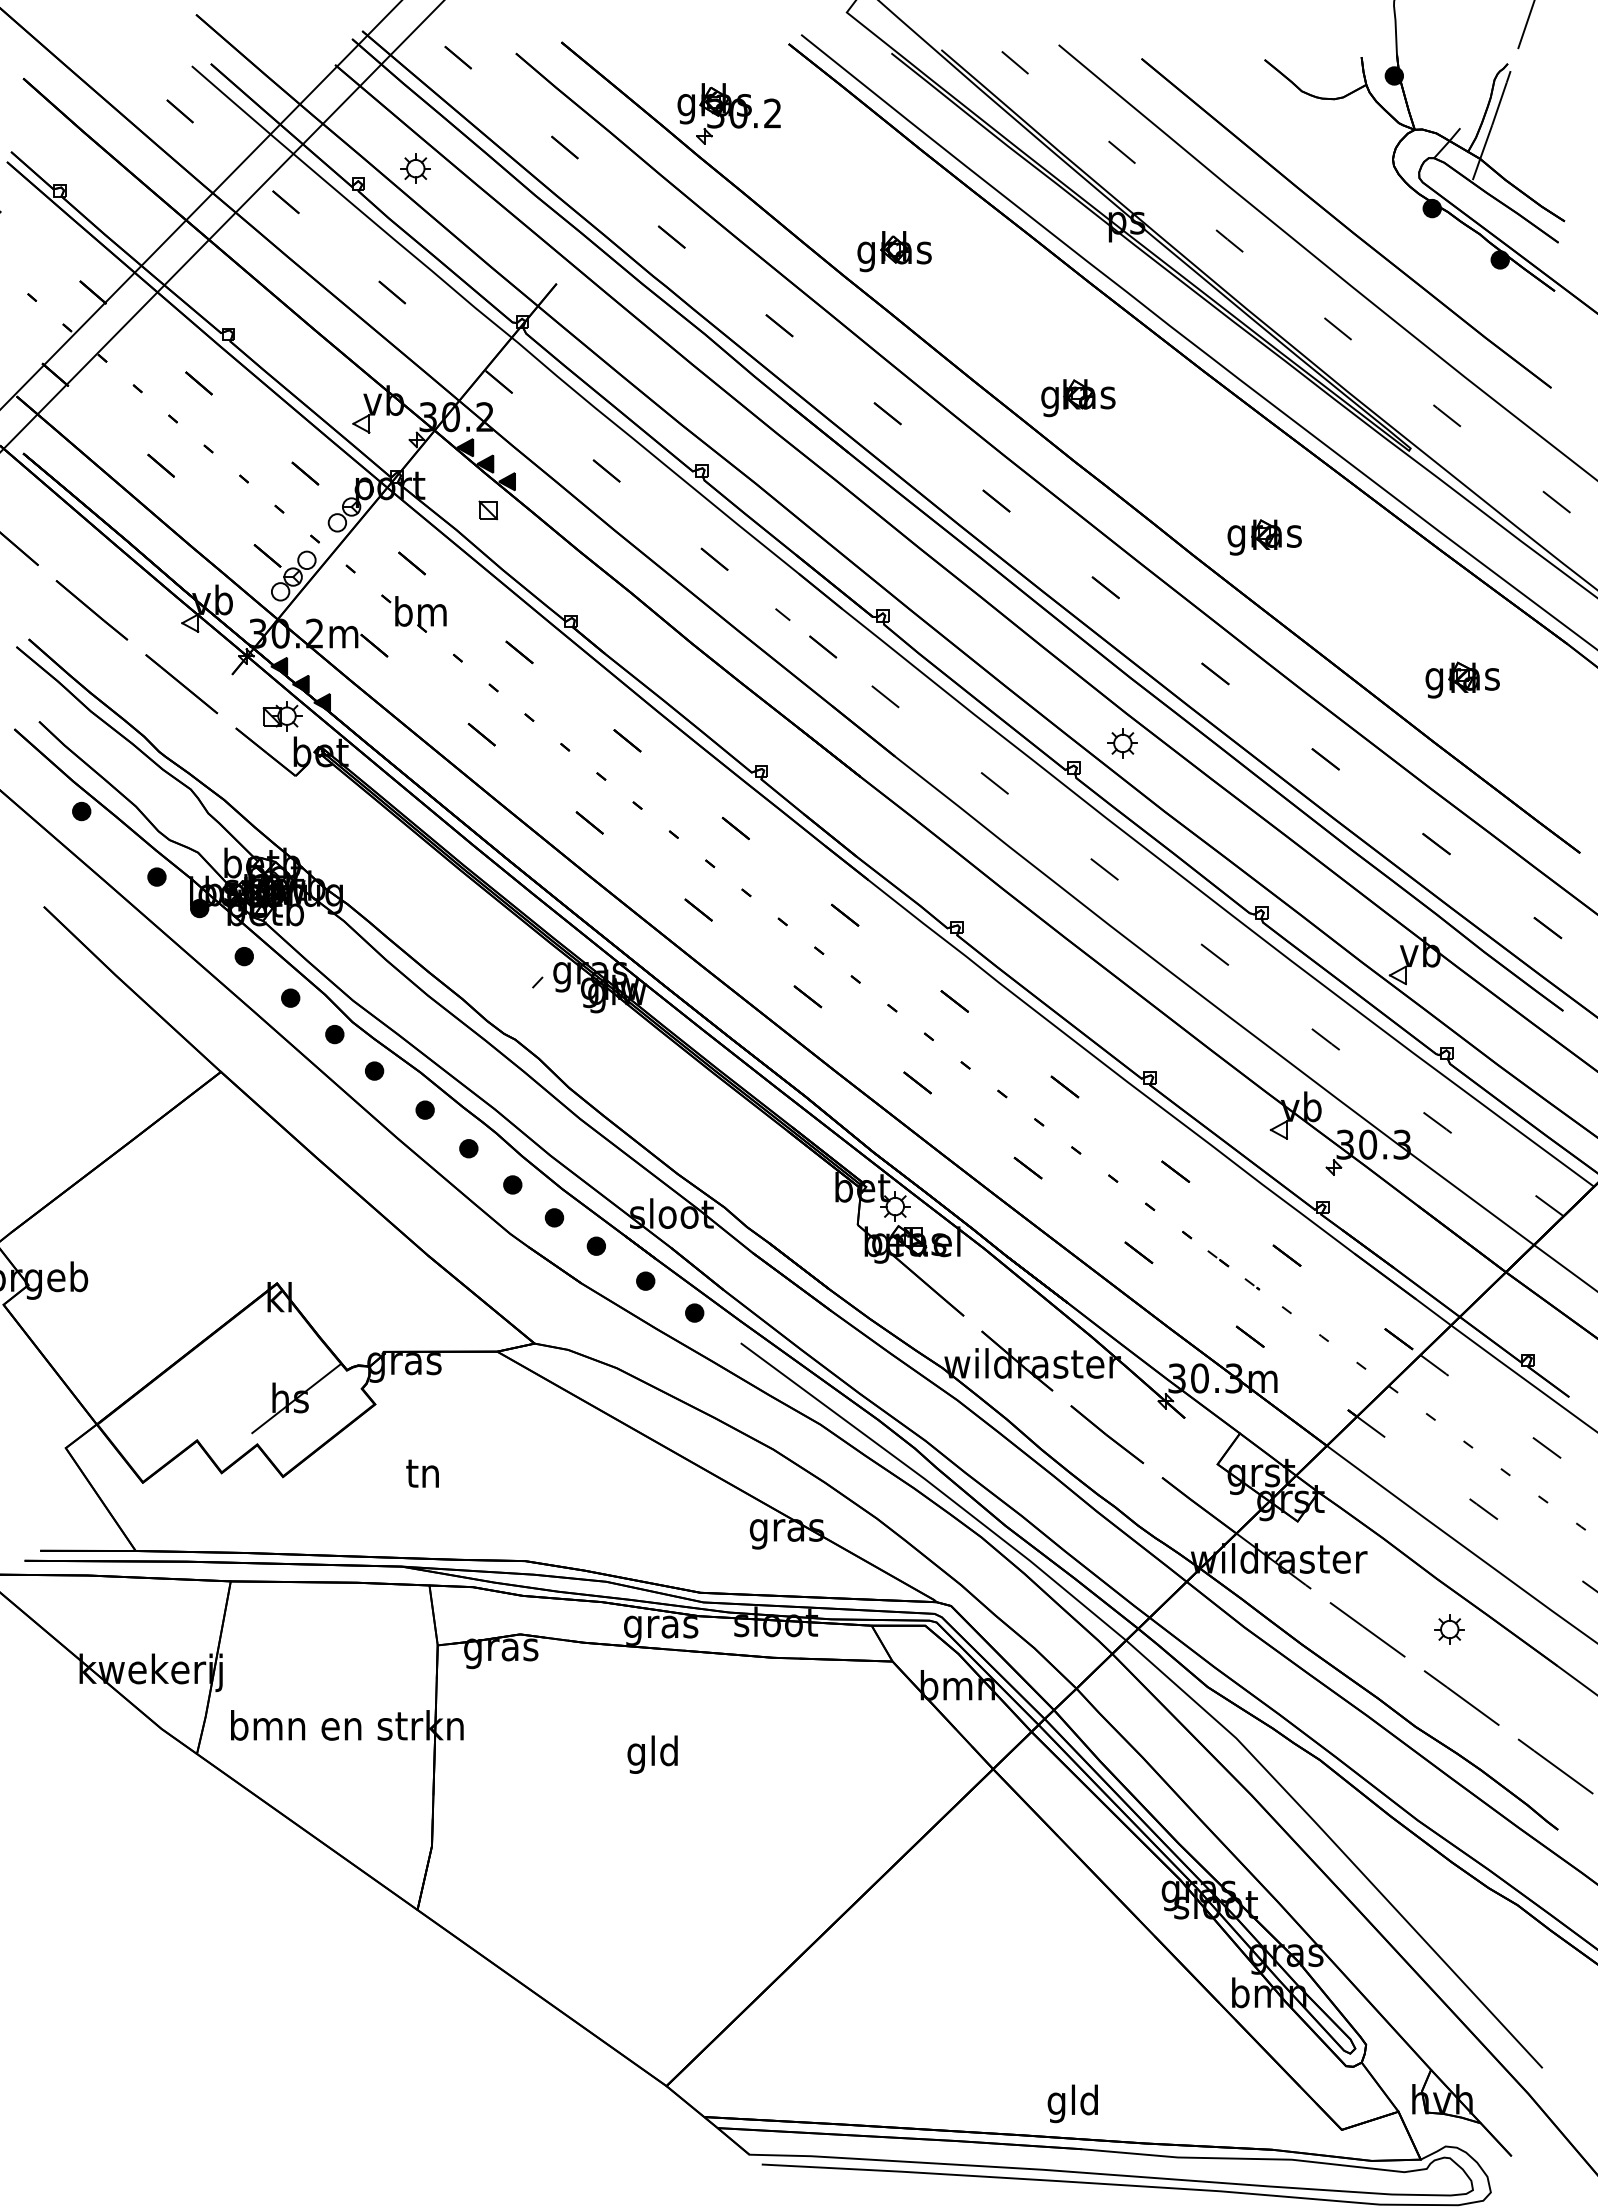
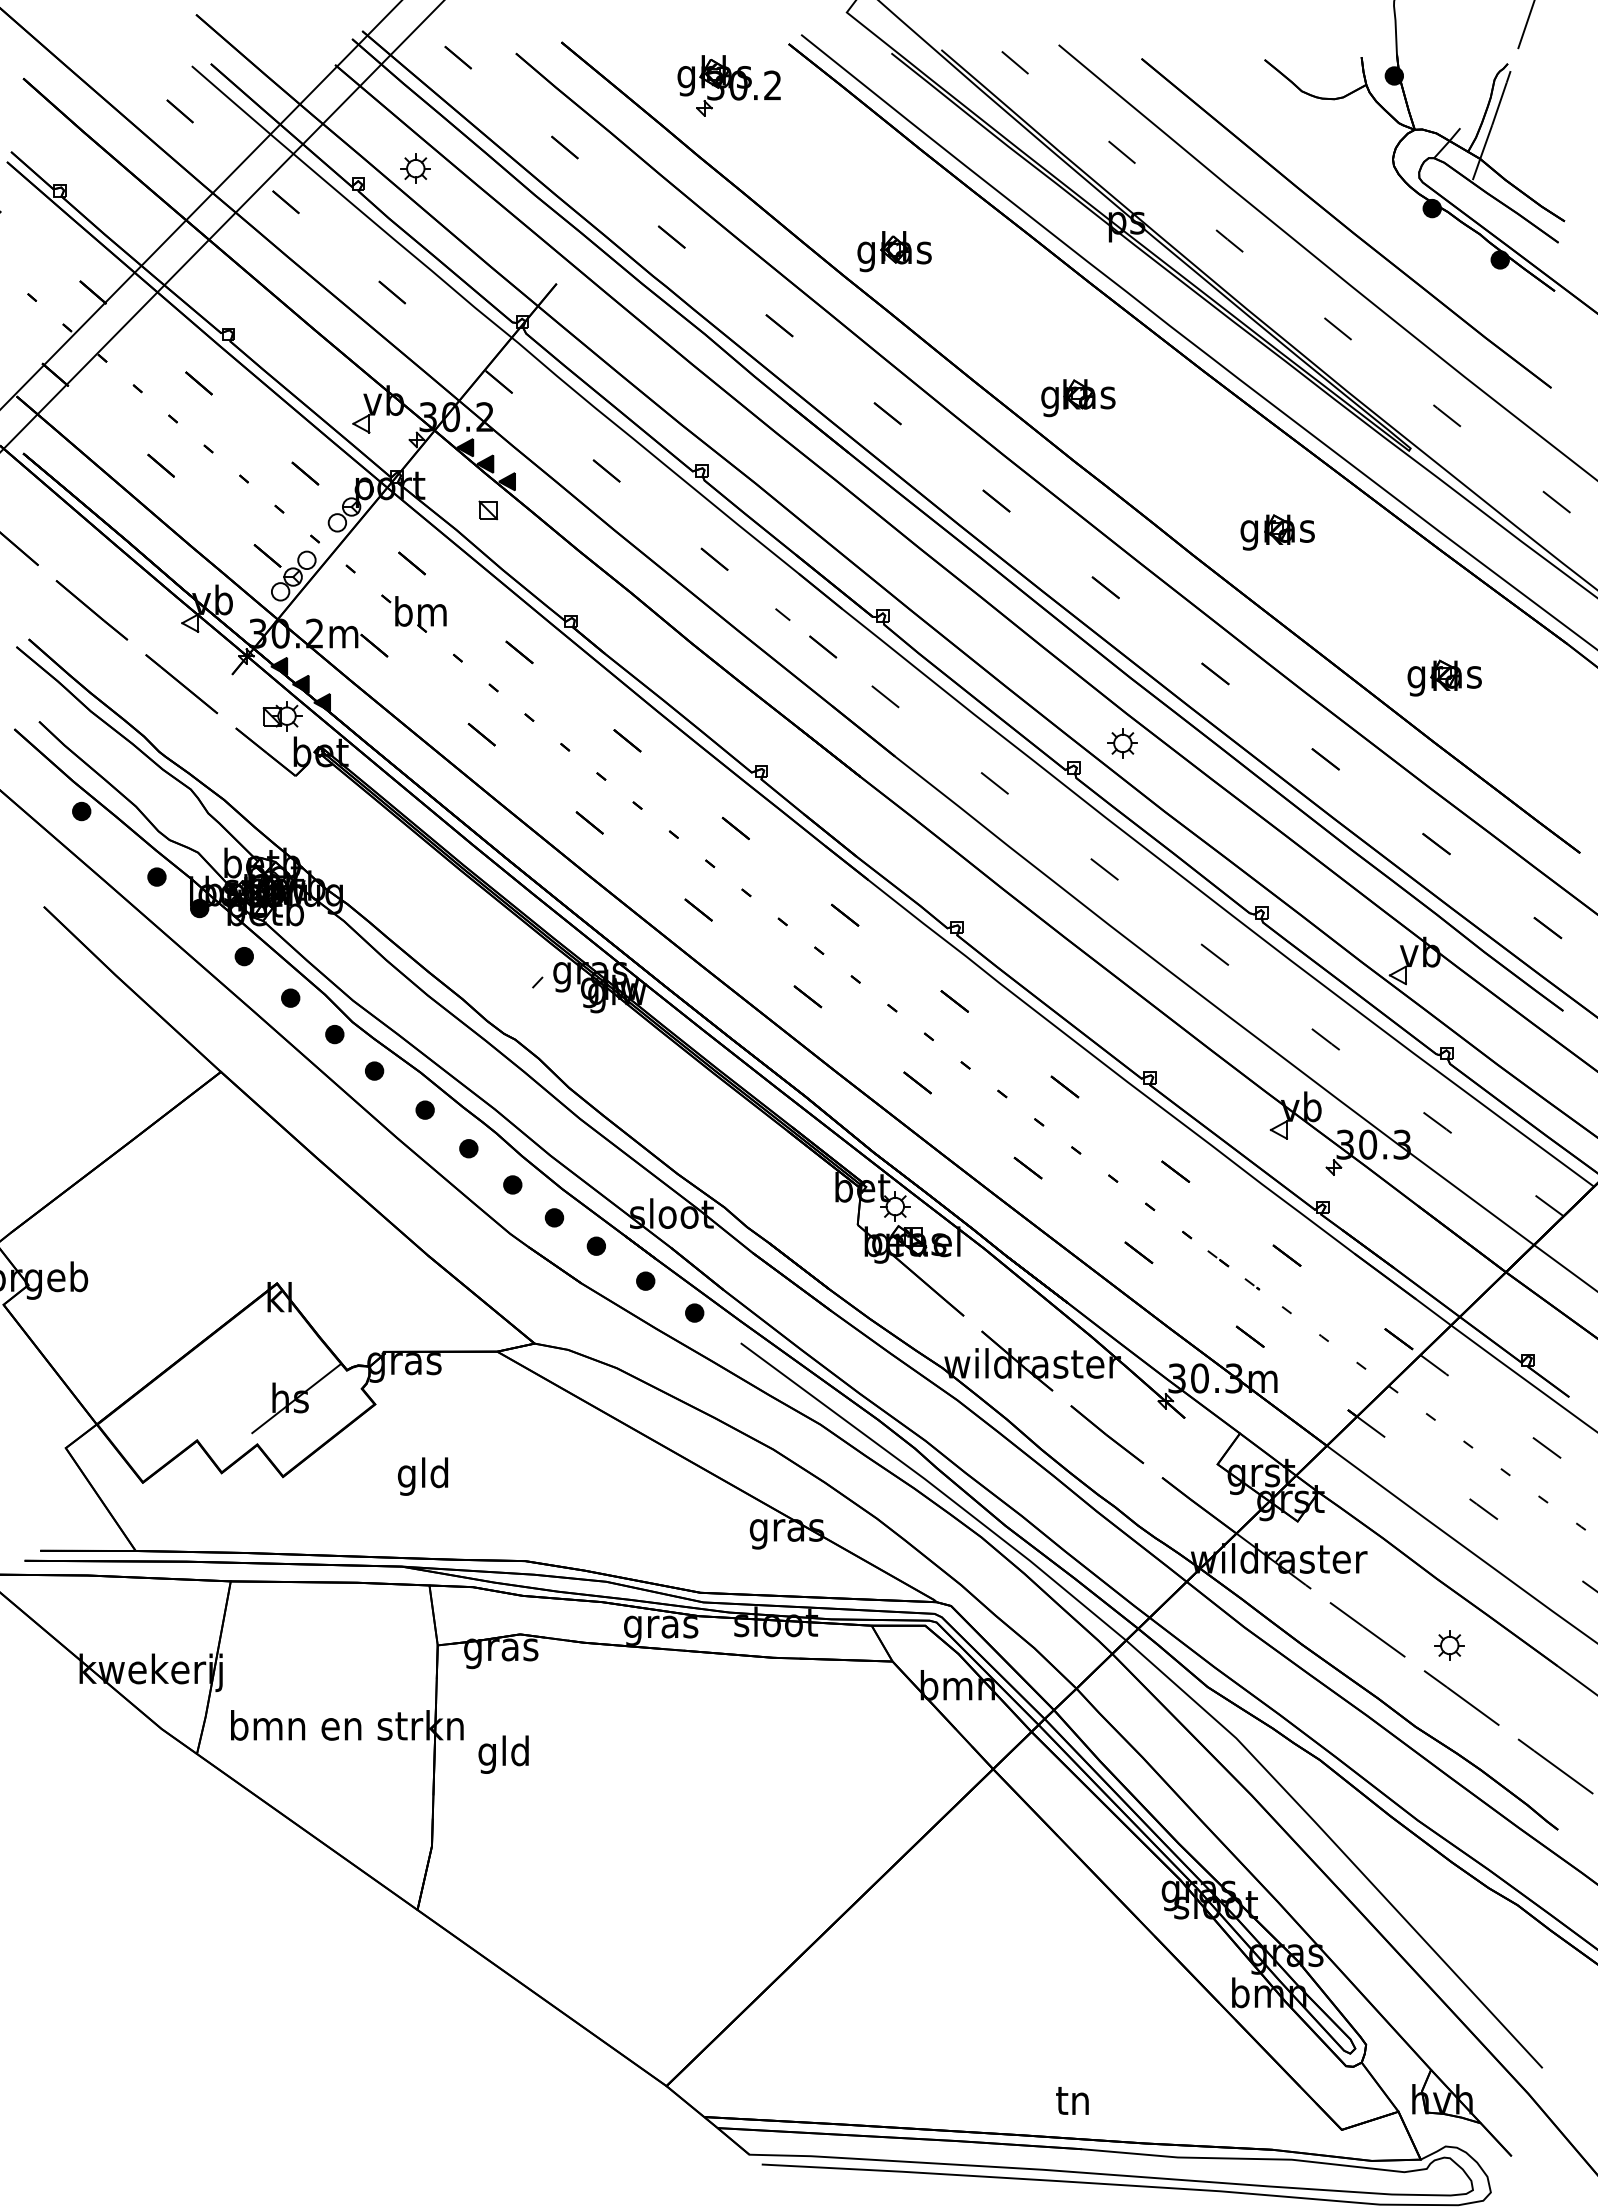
part position: (728, 113) -> (728, 85) (728, 85)
part position: (1264, 537) -> (1277, 532) (1277, 532)
part position: (1462, 679) -> (1444, 677) (1444, 677)
text: tn -> gld (422, 1476)
part position: (1449, 1629) -> (1449, 1645) (1449, 1645)
text position: (652, 1754) -> (503, 1754) (503, 1754)
text: gld -> tn (1072, 2103)
